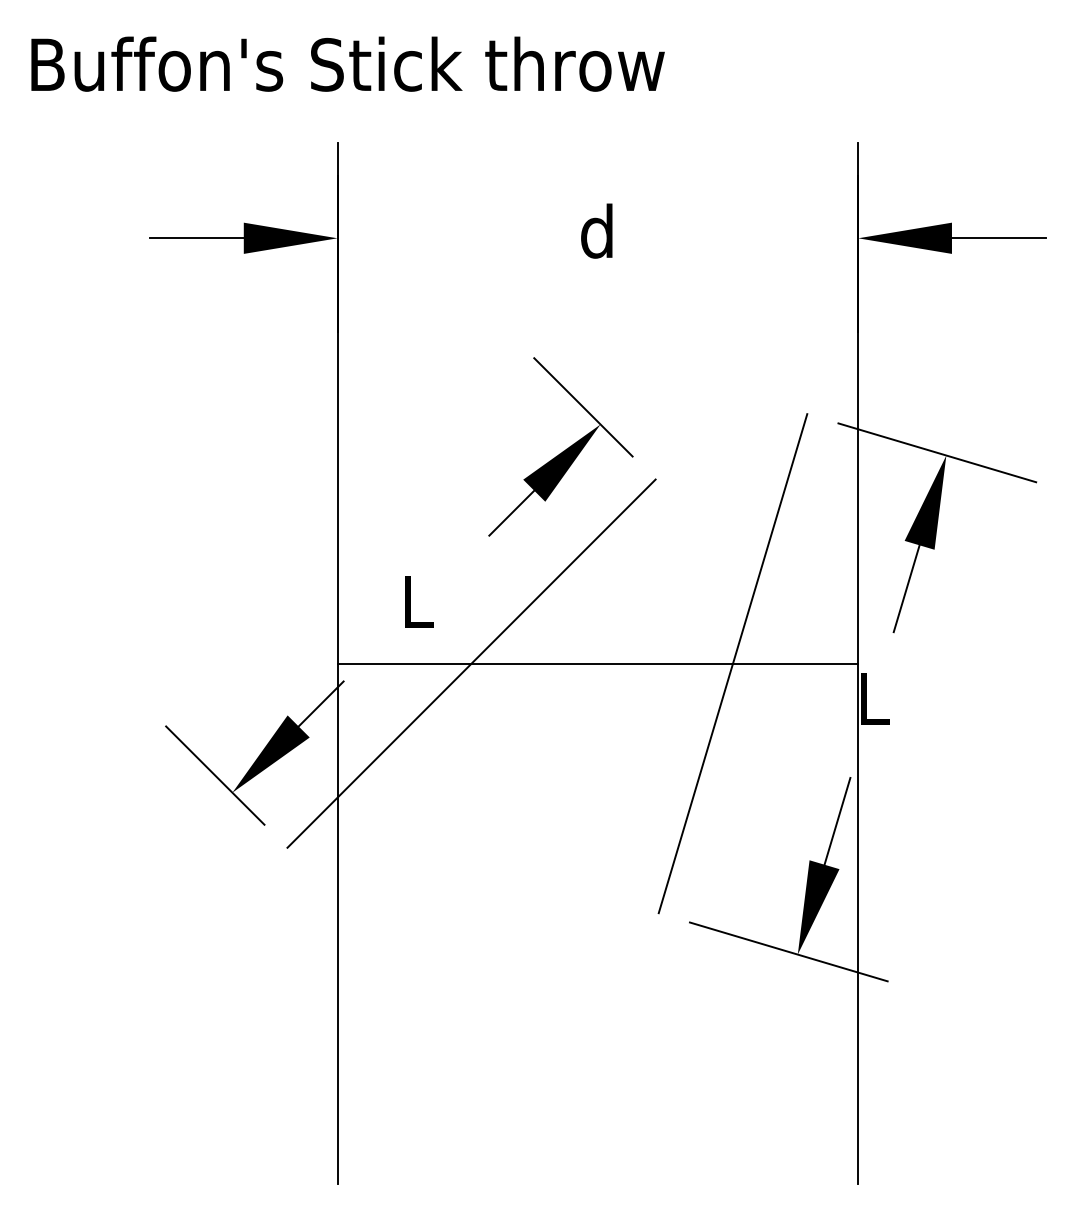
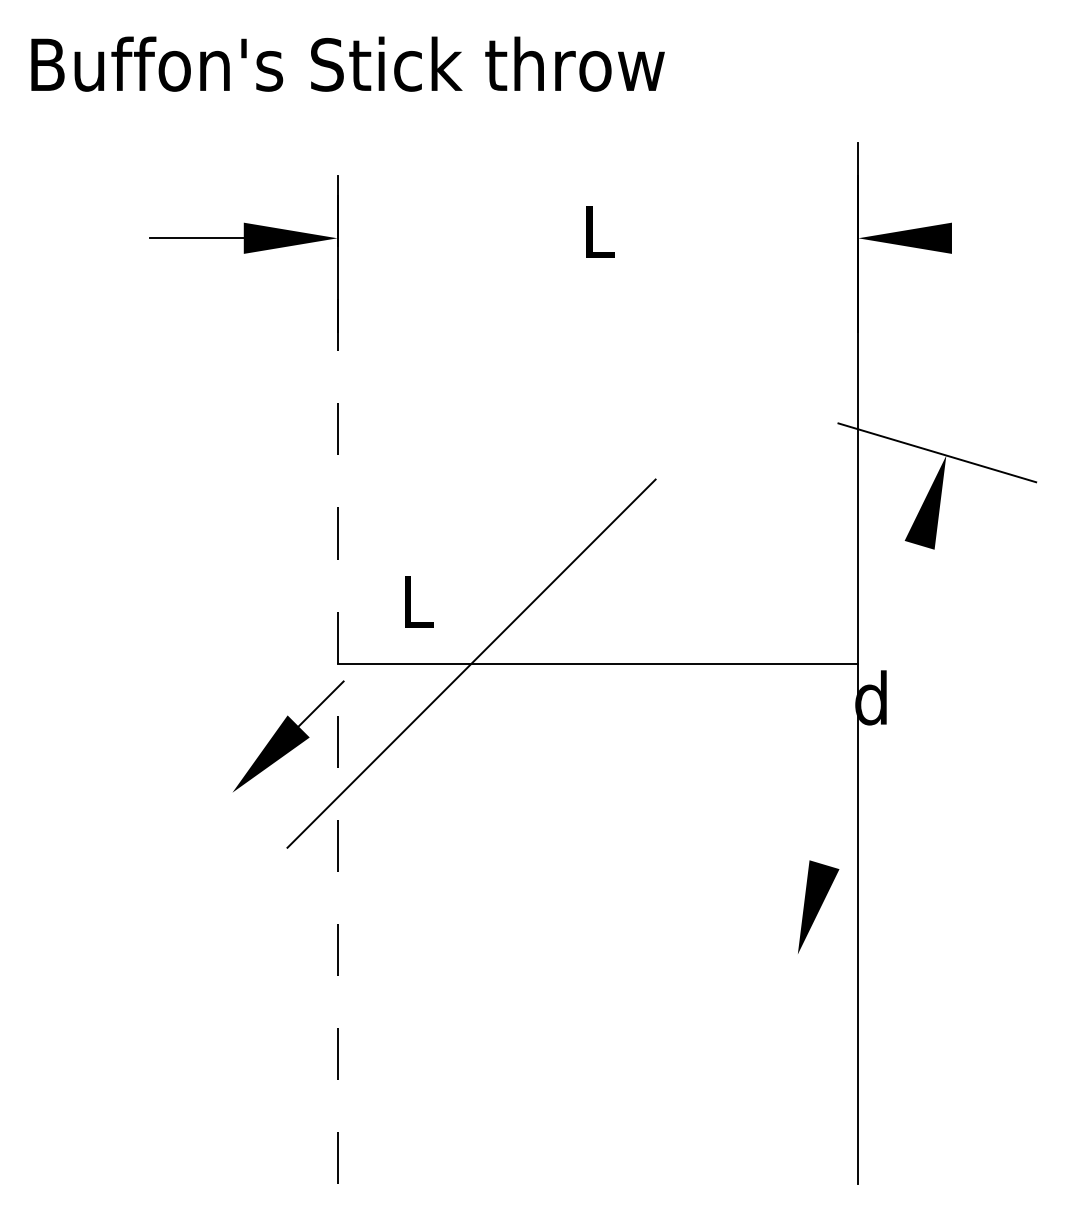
text: d -> L (597, 230)
line: present -> none (998, 238)
part: present -> none (560, 446)
line: present -> none (906, 588)
line: solid -> dashed (337, 663)
line: present -> none (732, 663)
text: L -> d (872, 697)
line: present -> none (215, 775)
line: present -> none (837, 820)
line: present -> none (788, 951)
